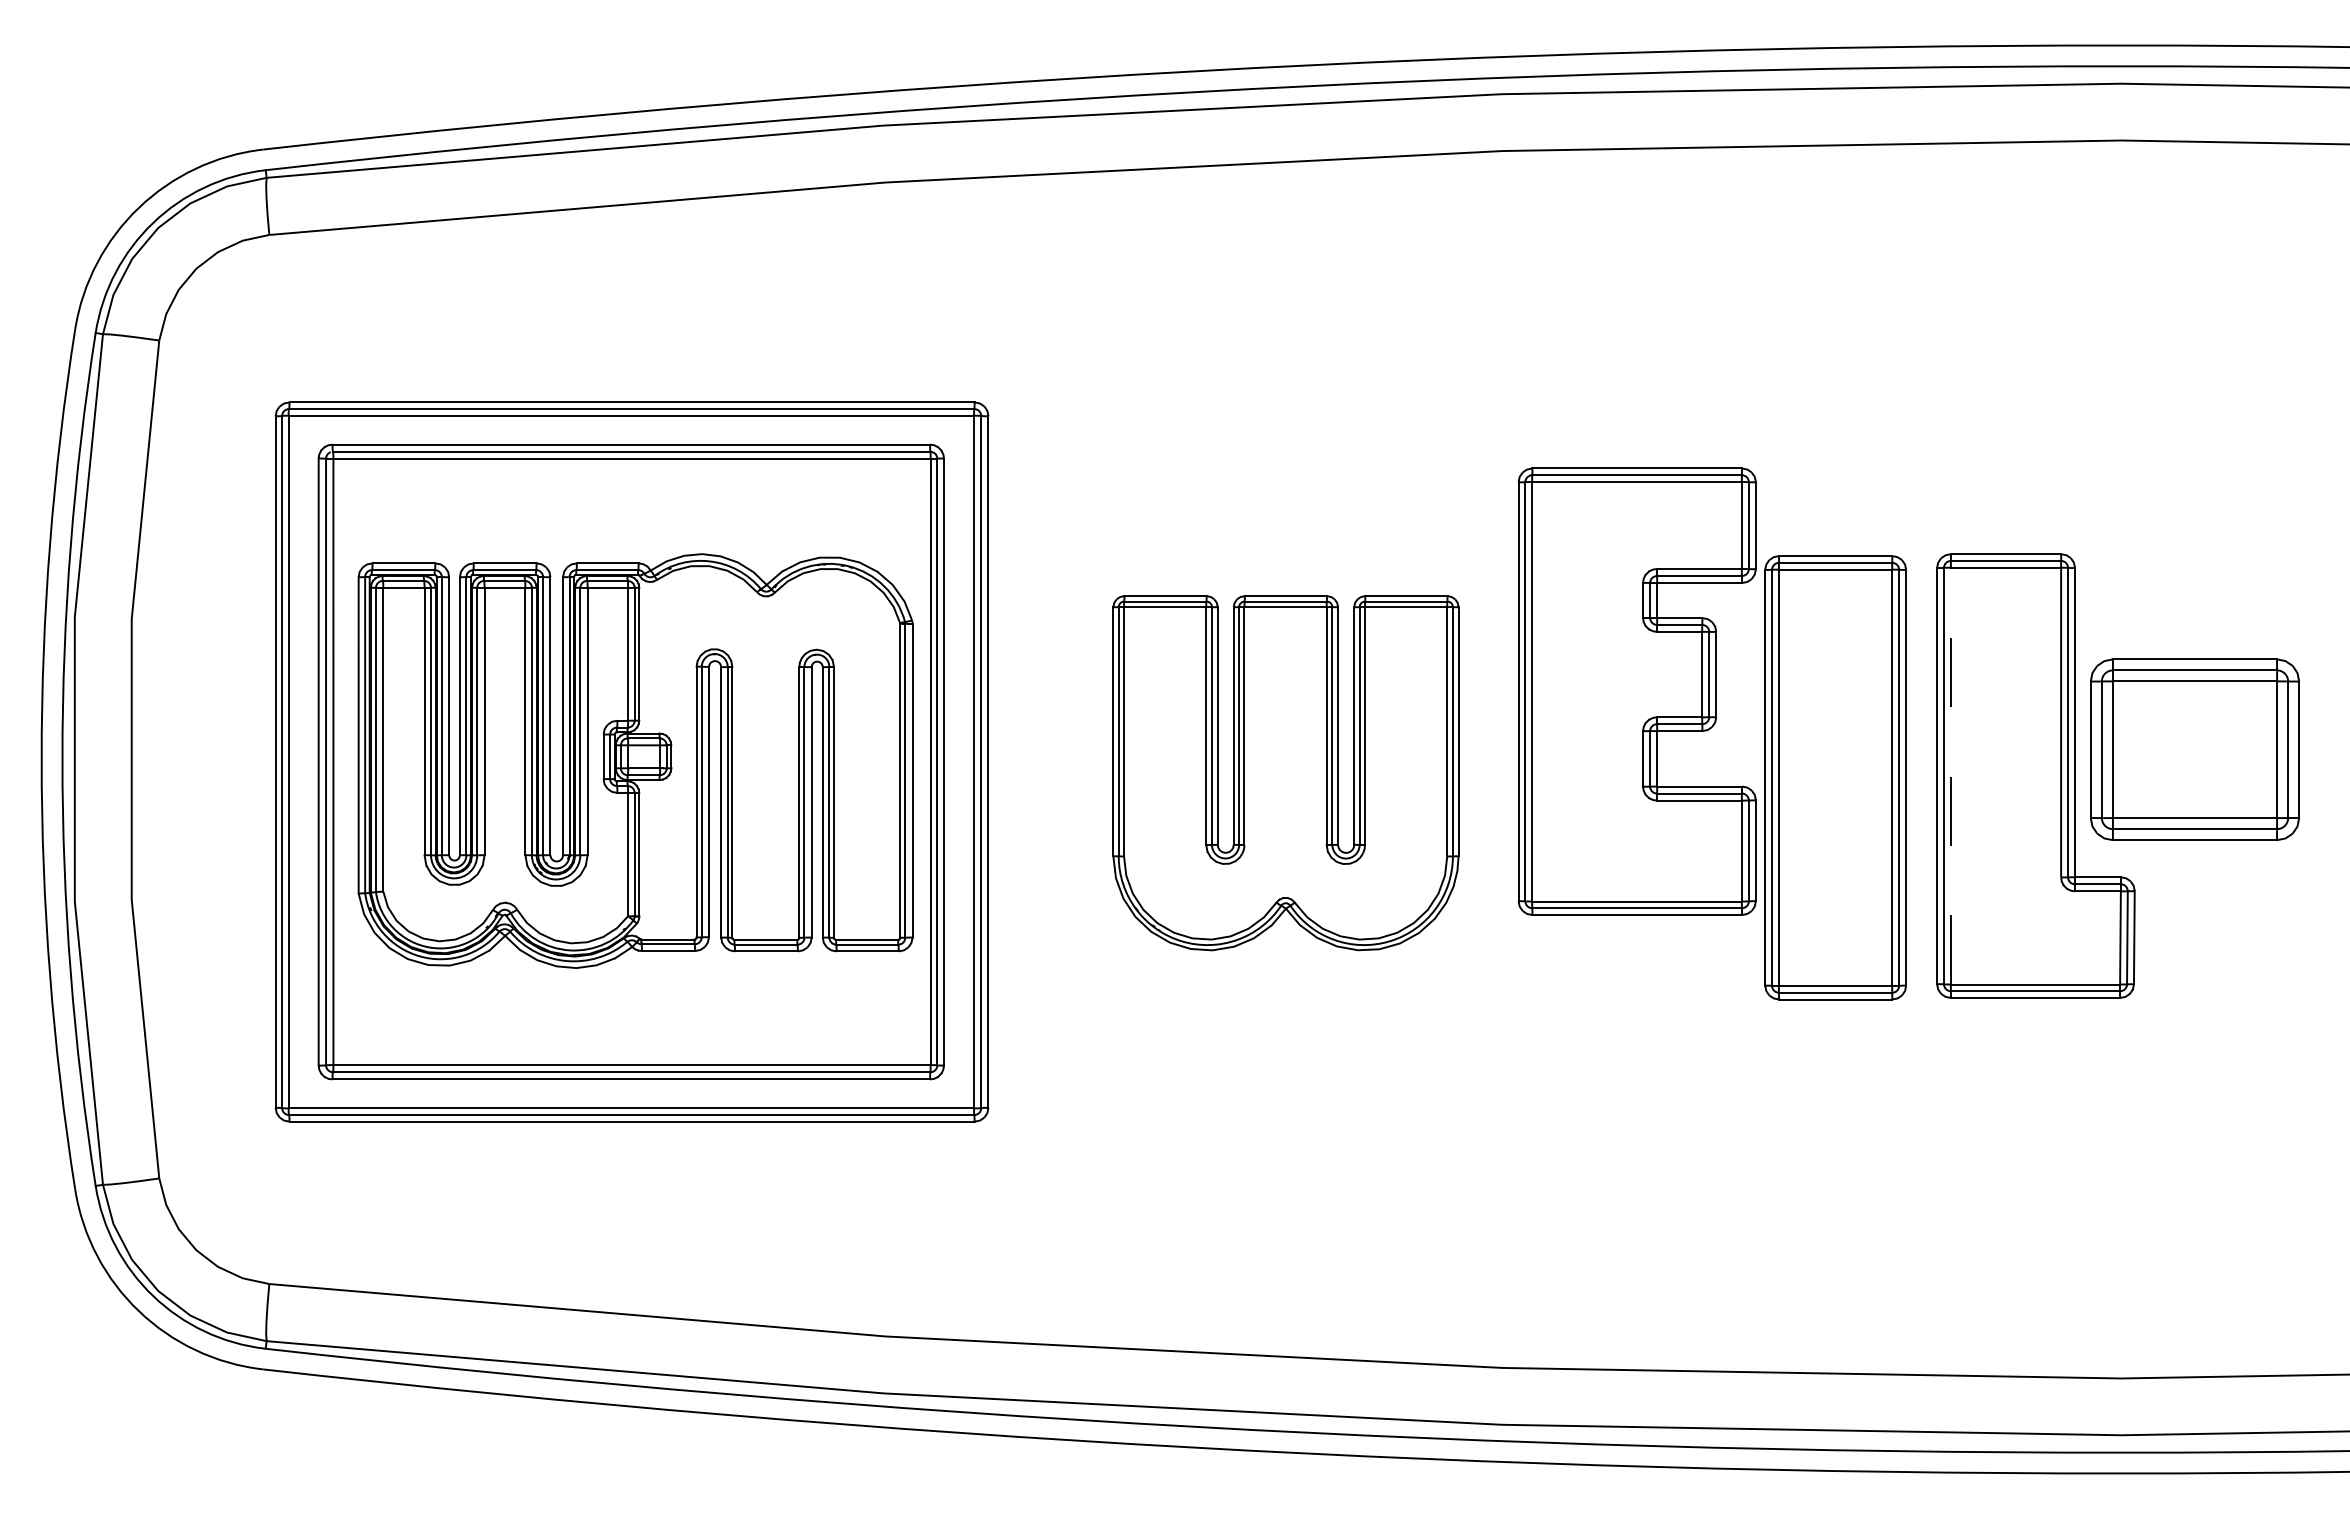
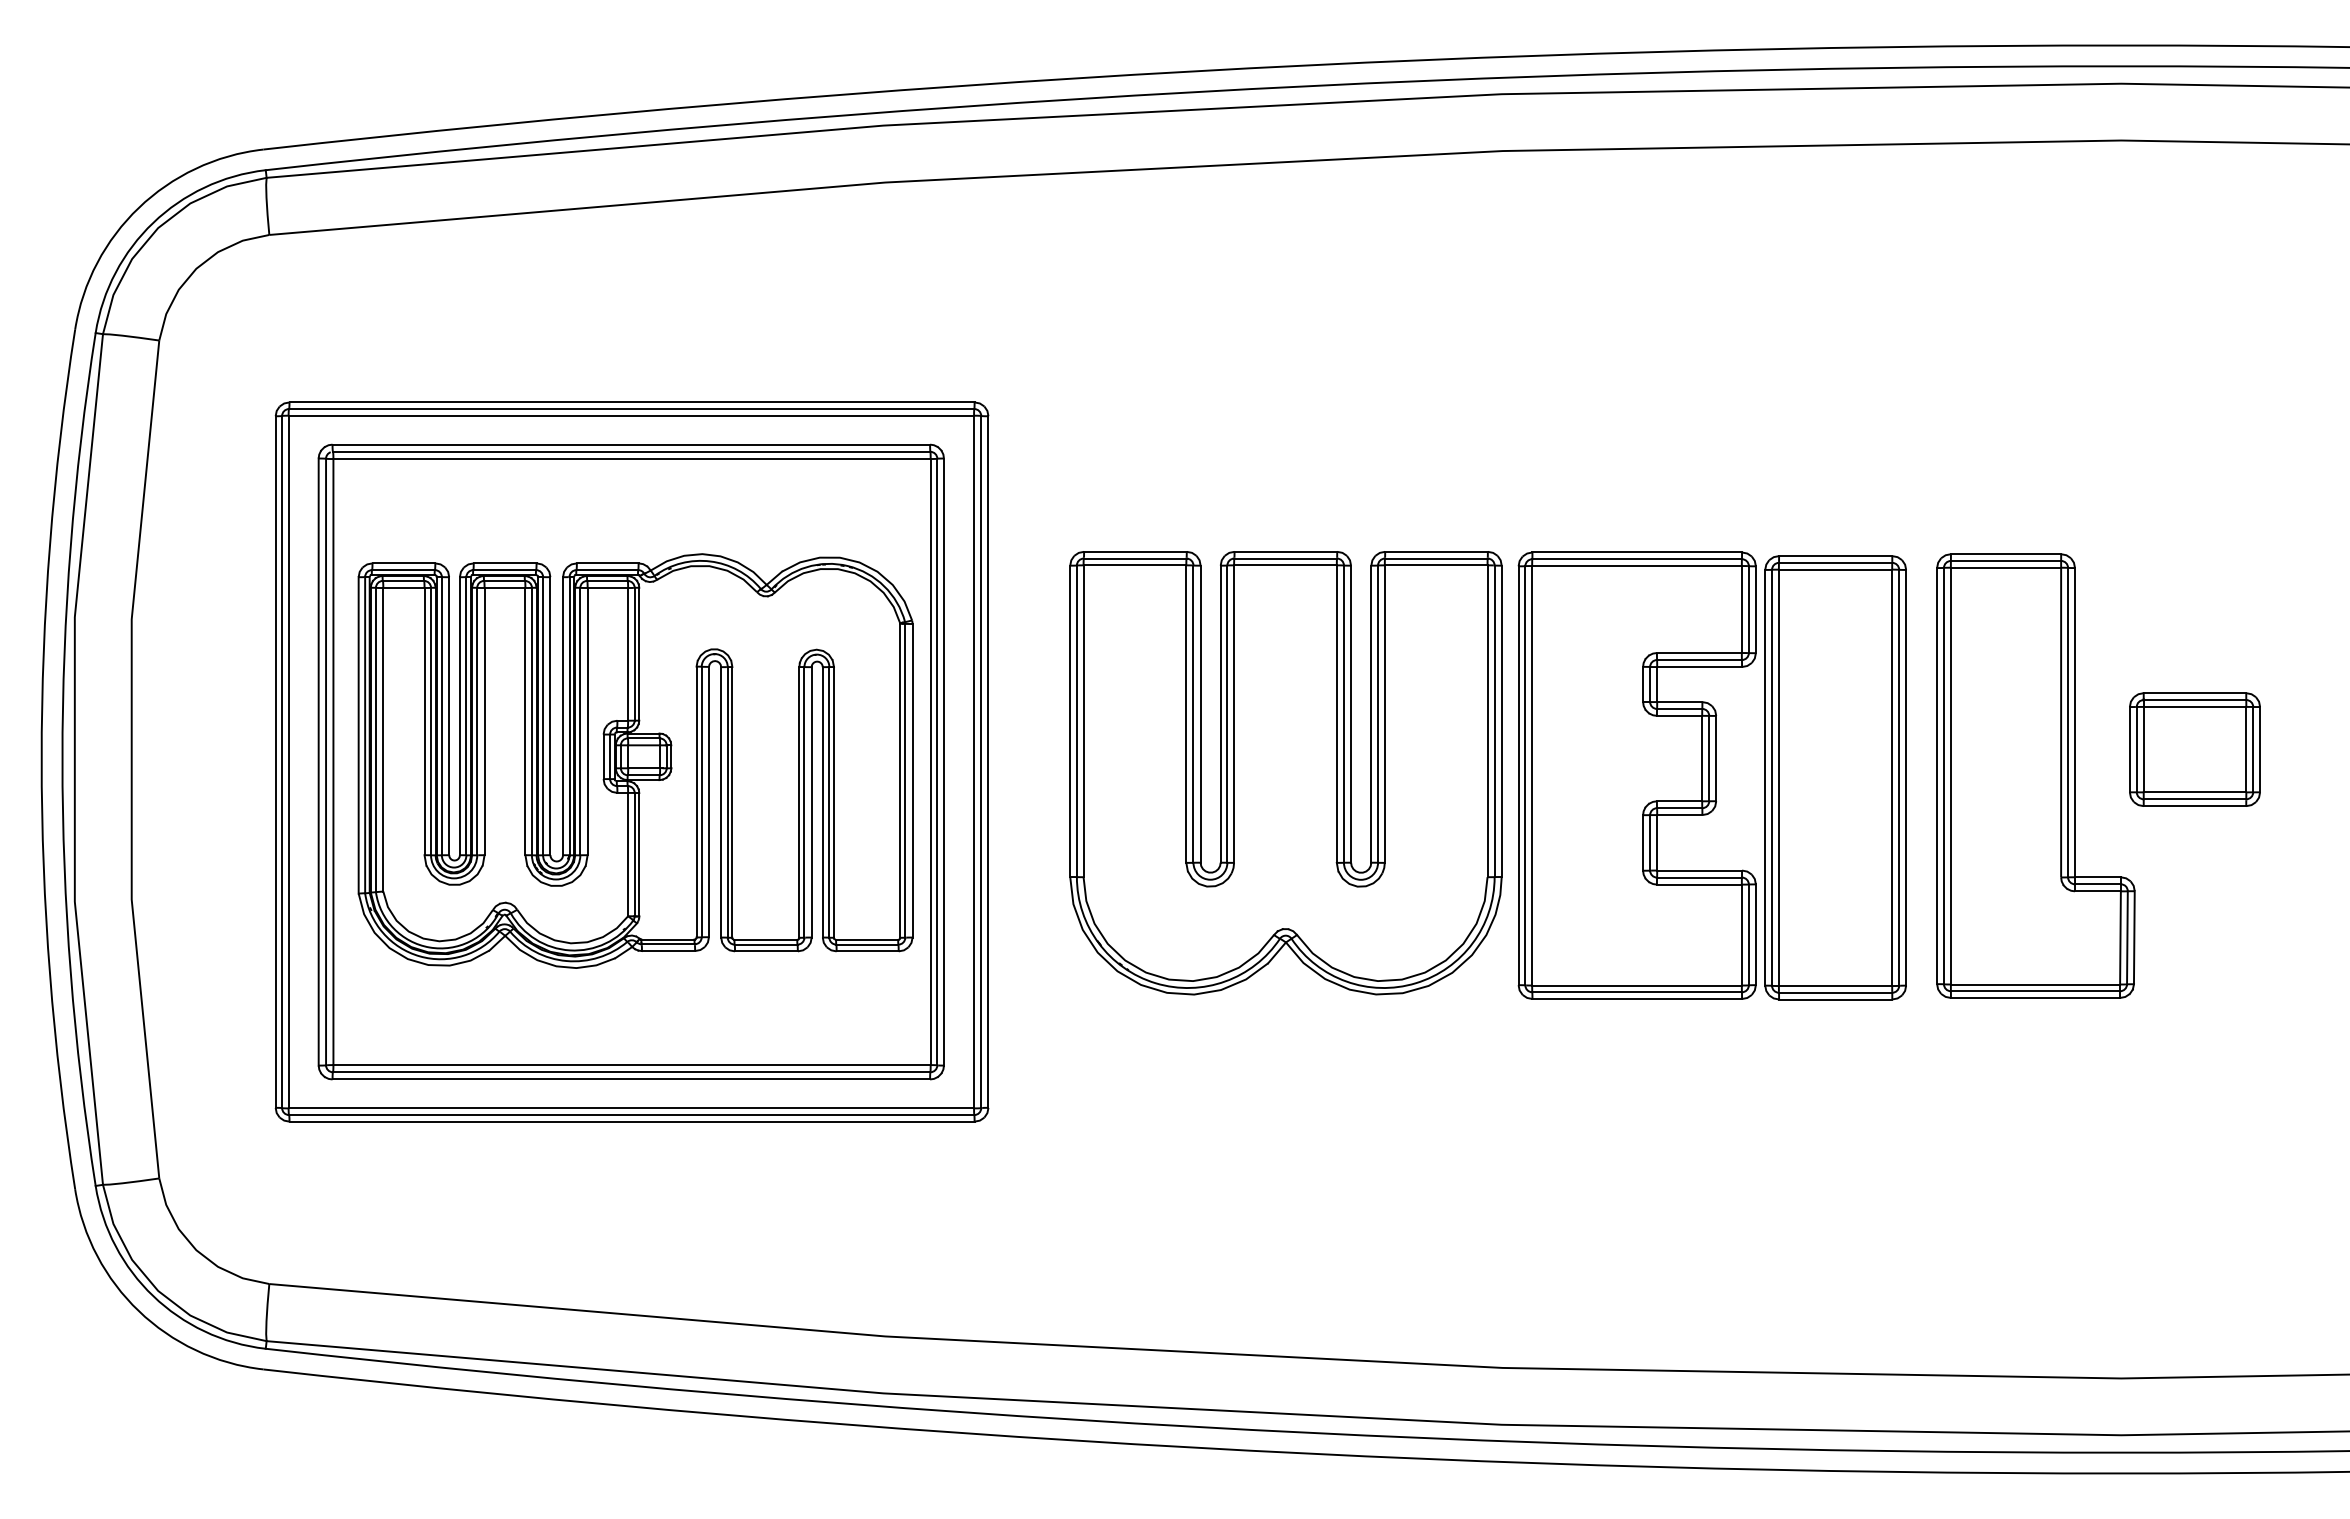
part position: (1636, 691) -> (1636, 775) (1636, 775)
part size: 210x183 px -> 132x115 px (2194, 749)
part size: 348x357 px -> 434x445 px (1285, 773)
line: dashed -> solid (1950, 775)
